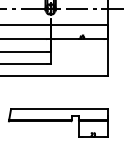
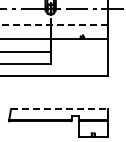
line: solid -> dashed (54, 24)
line: solid -> dashed (59, 109)
